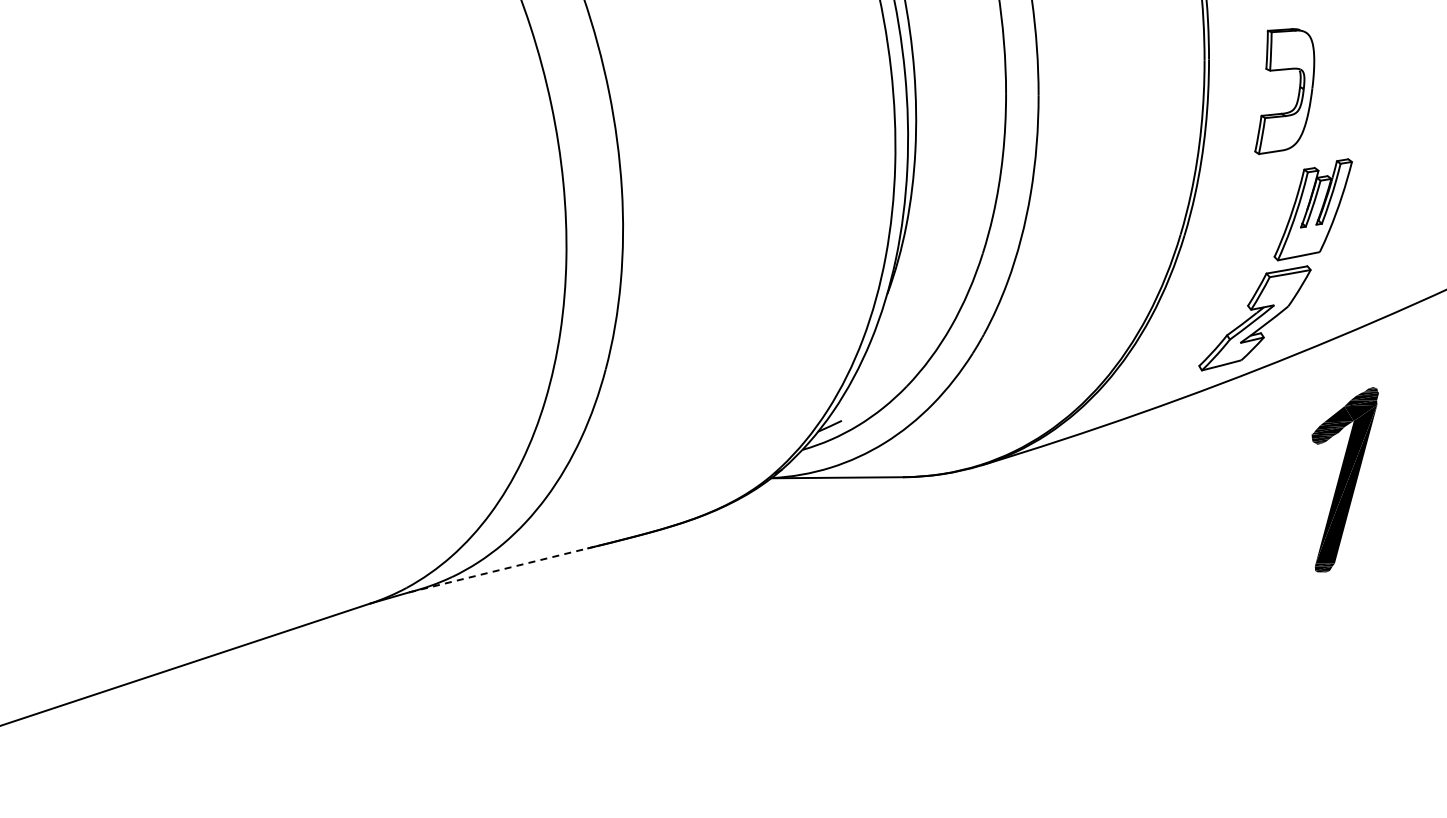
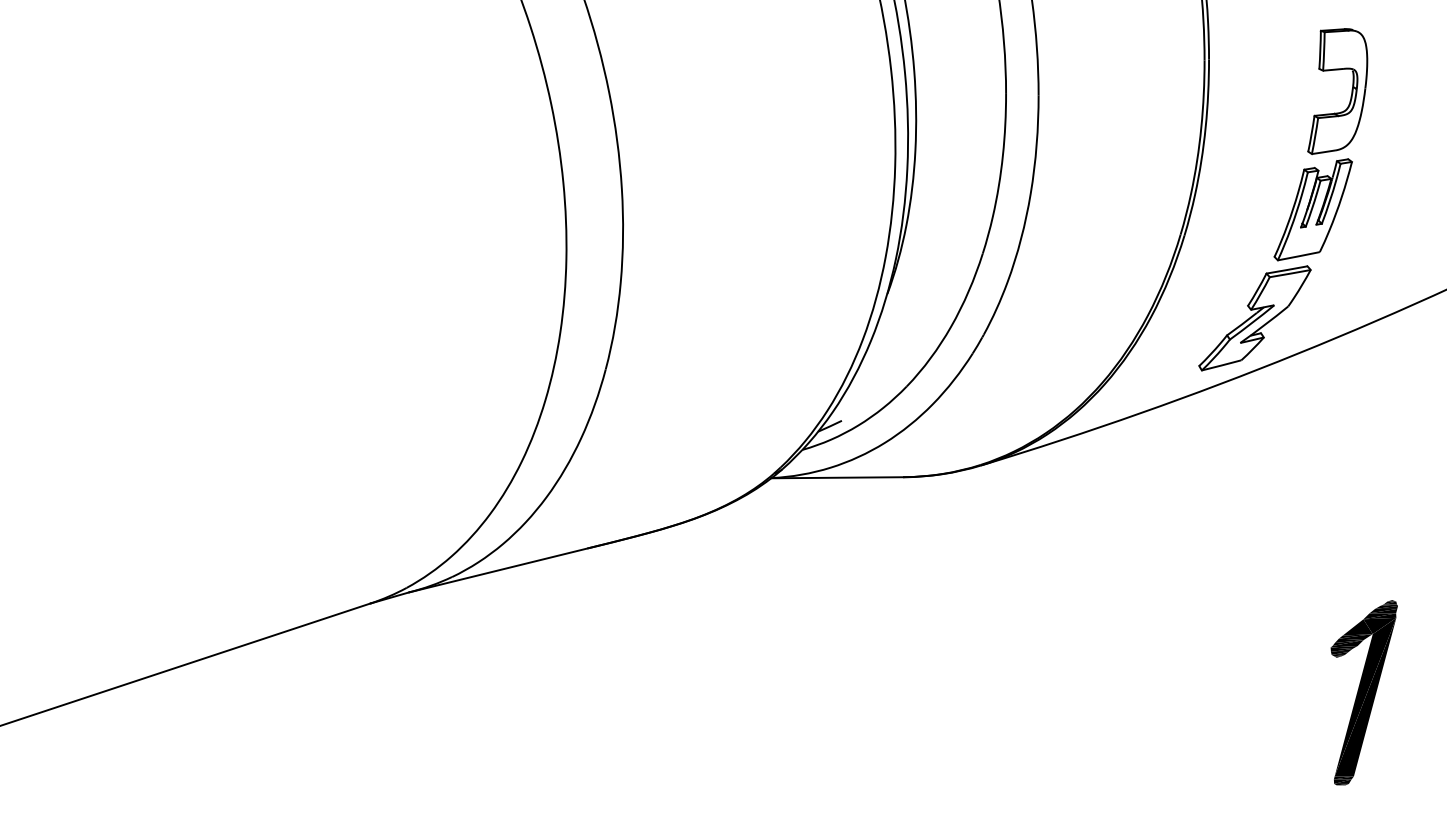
part position: (1297, 96) -> (1350, 96) (1350, 96)
part position: (1344, 479) -> (1363, 692) (1363, 692)
line: dashed -> solid (503, 569)
